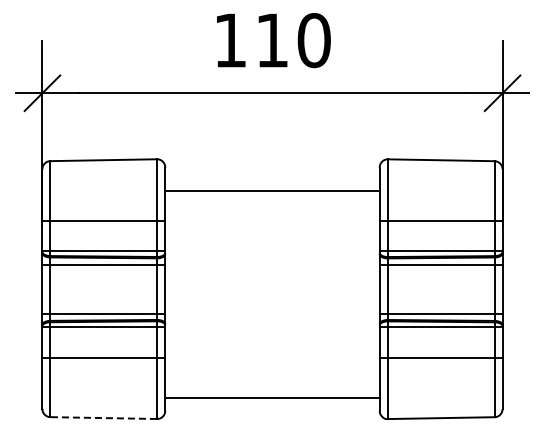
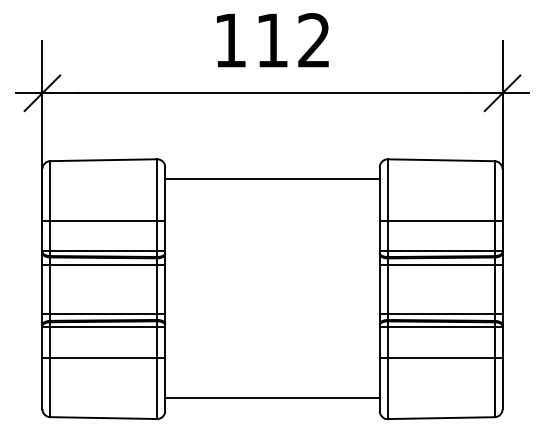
text: 110 -> 112 (313, 40)
line position: (272, 191) -> (272, 179) (272, 179)
line: dashed -> solid (103, 418)
